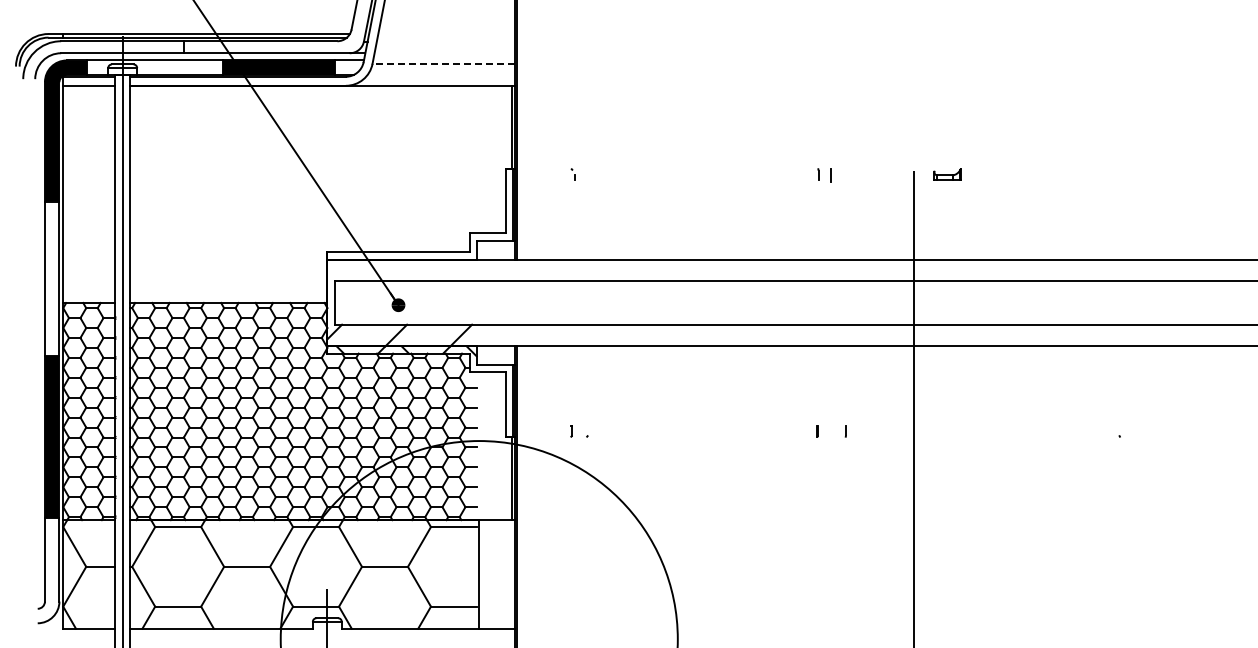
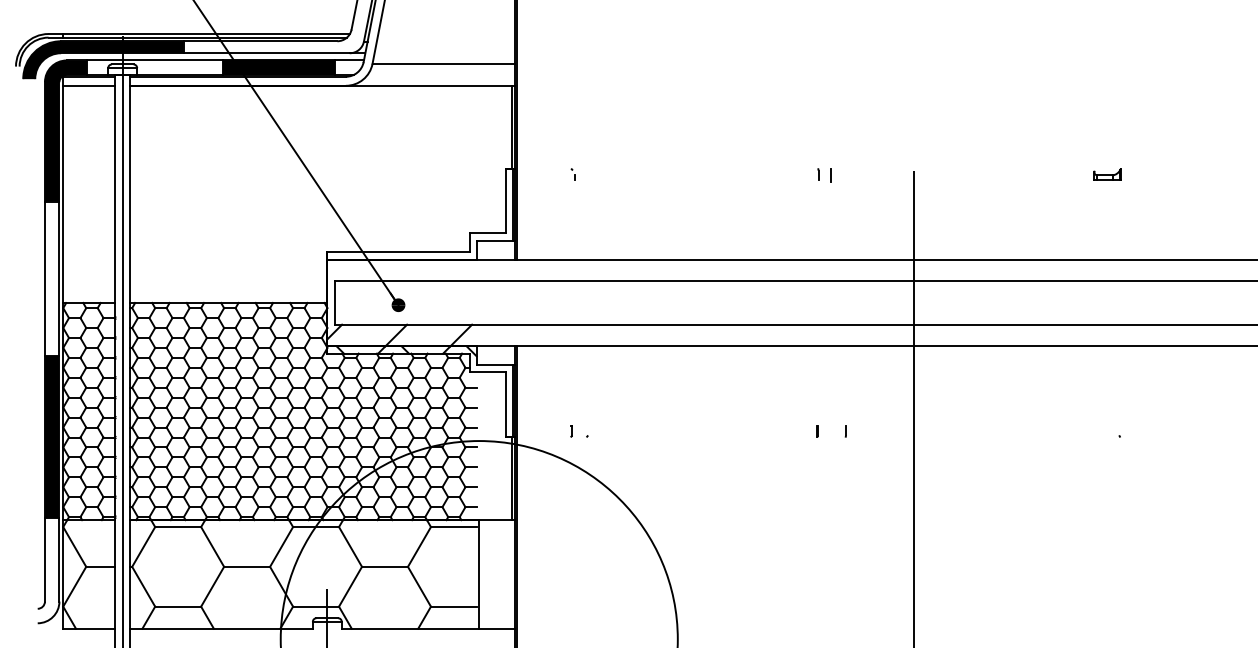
fill: none -> present (103, 60)
line: dashed -> solid (443, 63)
part position: (947, 174) -> (1107, 174) (1107, 174)
